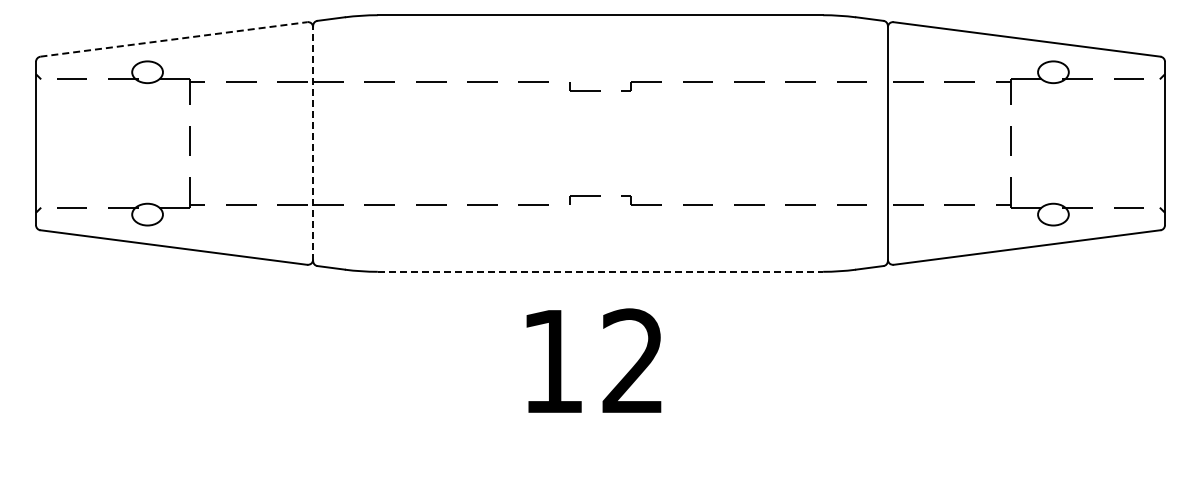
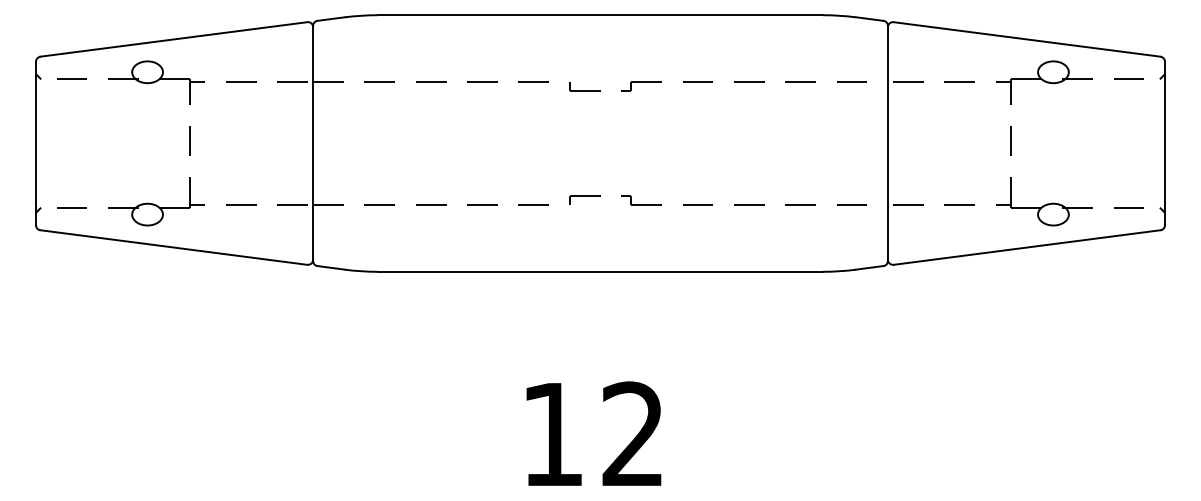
line: dashed -> solid (173, 39)
line: dashed -> solid (313, 143)
line: dashed -> solid (600, 271)
text position: (593, 360) -> (593, 433) (593, 433)
